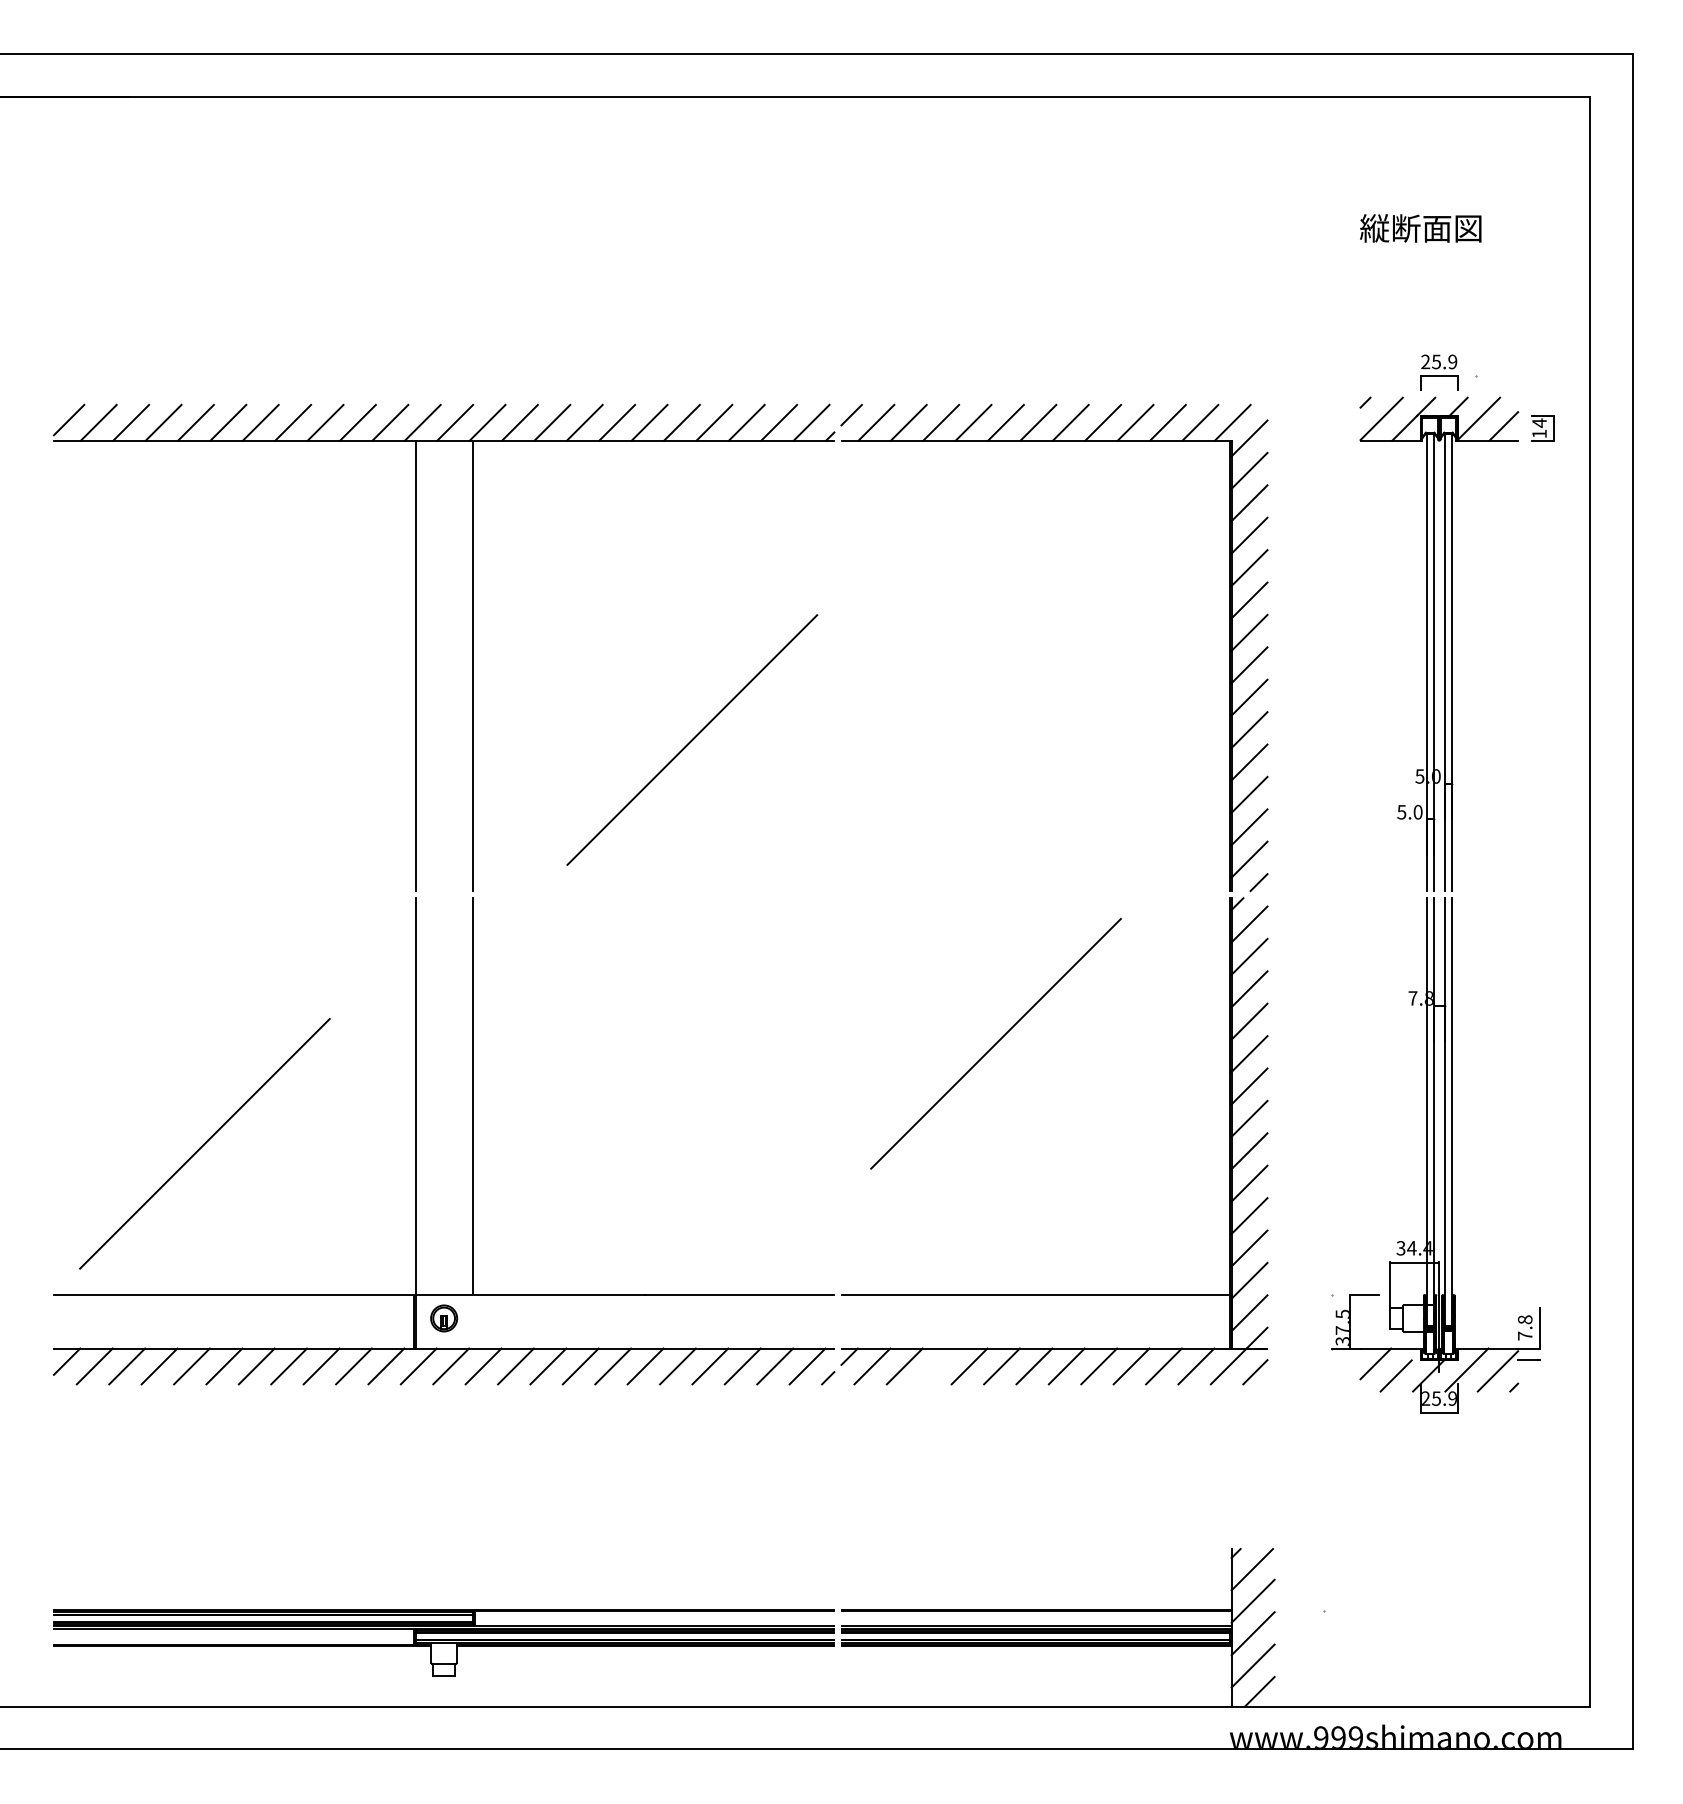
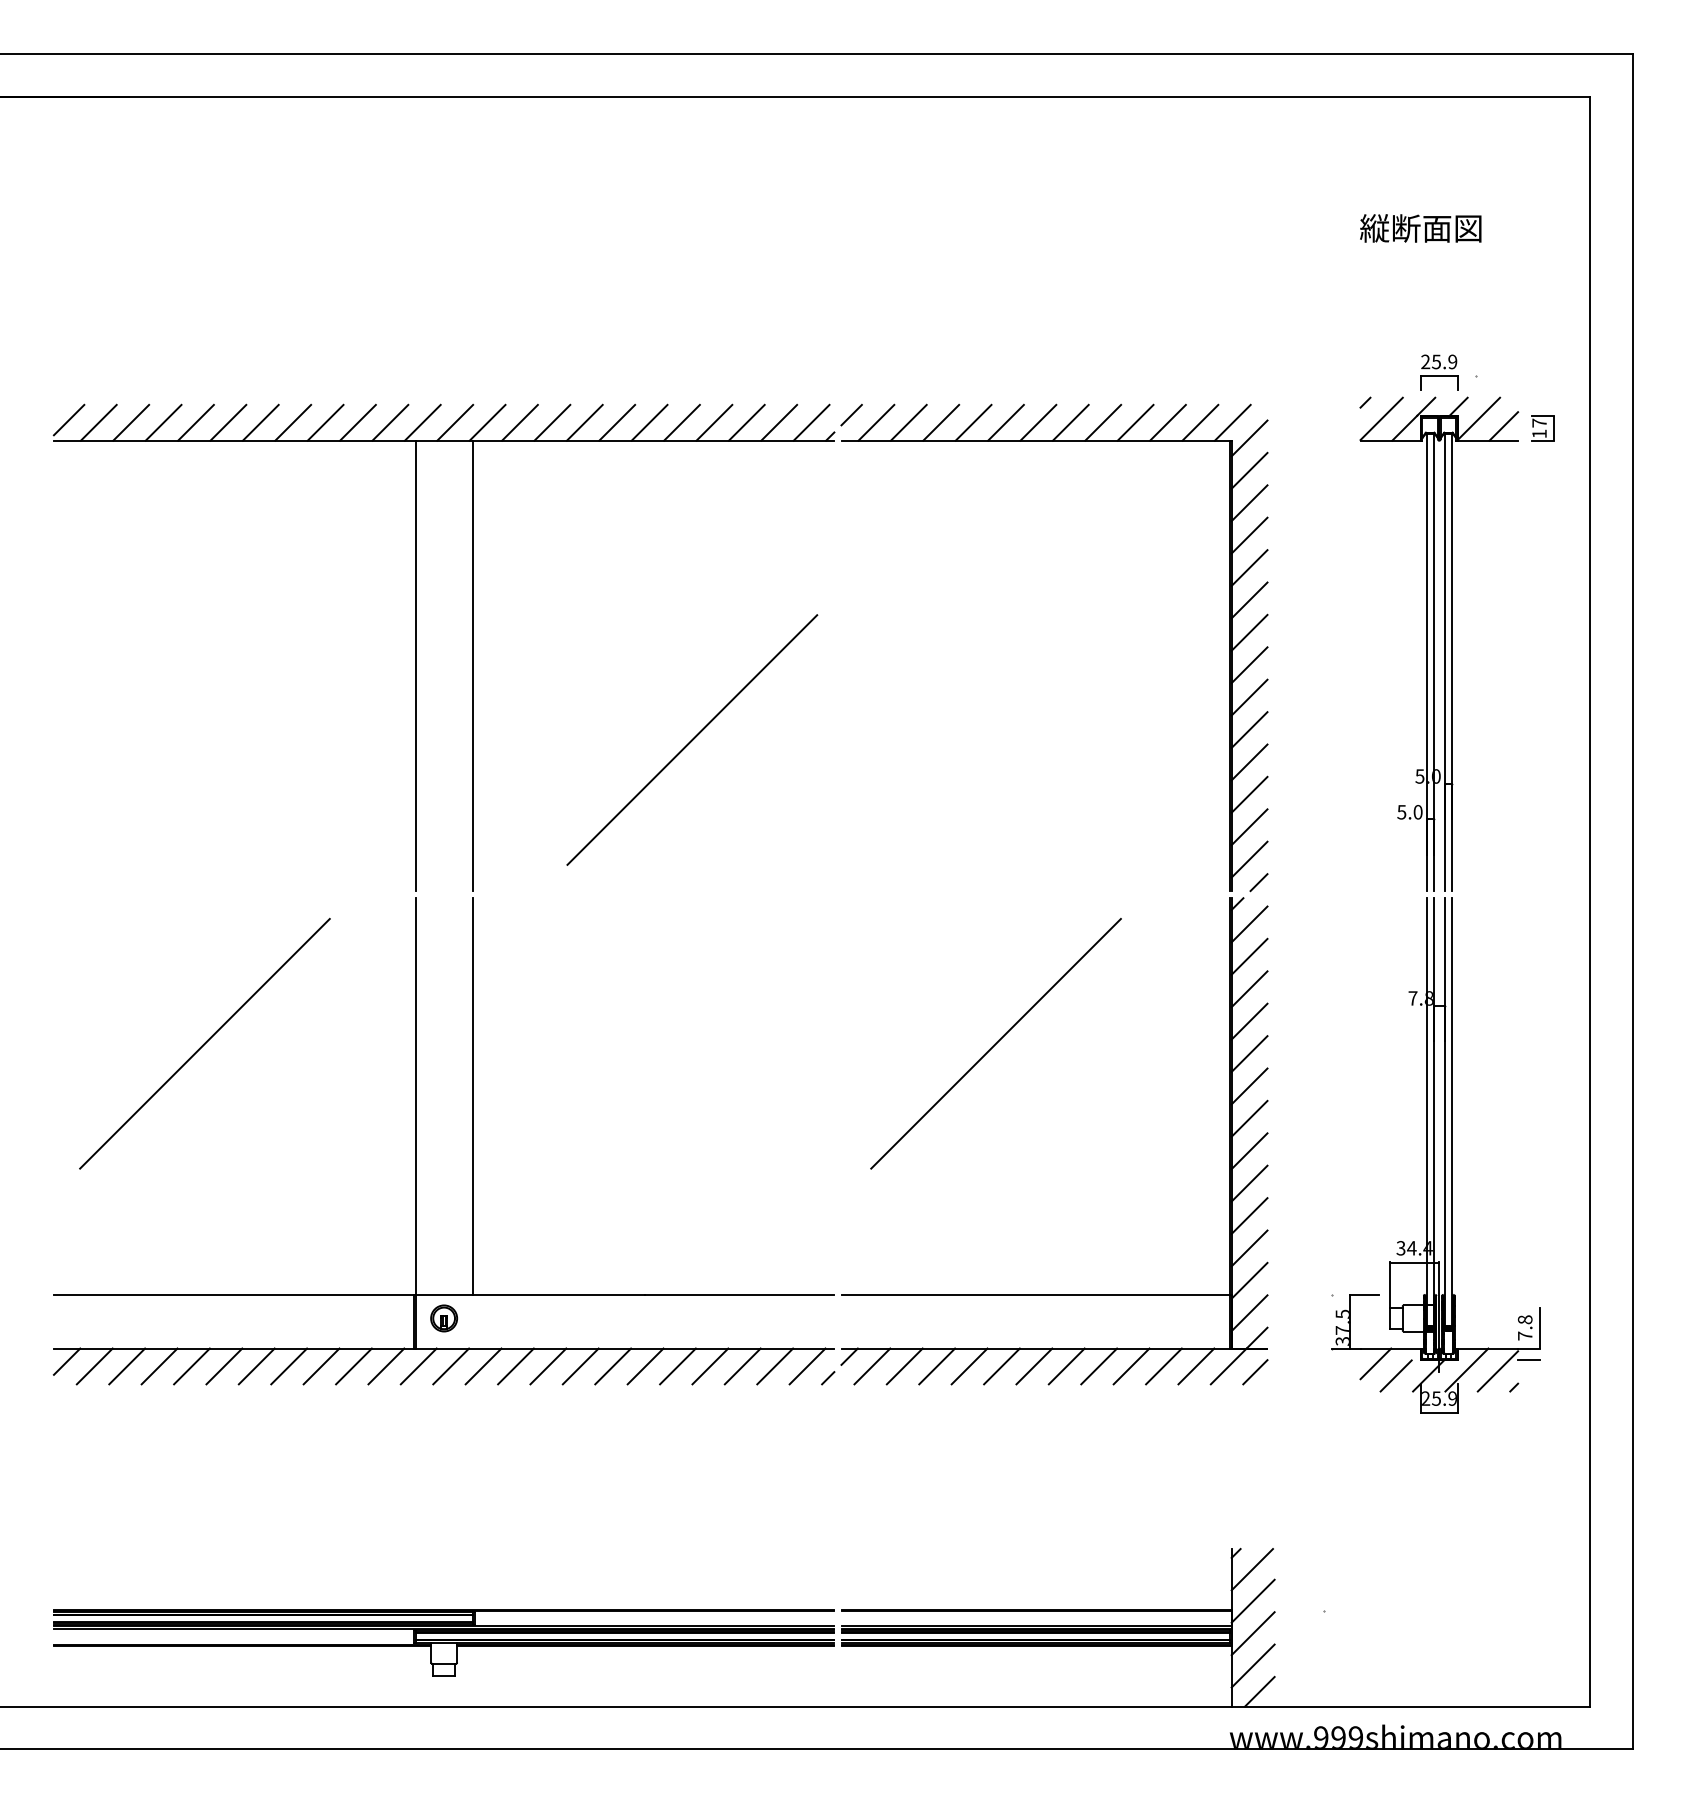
text: 14 -> 17 (1539, 423)
line position: (204, 1143) -> (204, 1043) (204, 1043)
line: none -> present (937, 1366)
